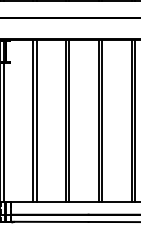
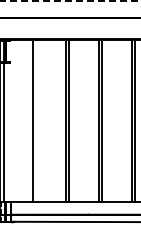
line: solid -> dashed (70, 1)
line: present -> none (36, 120)
